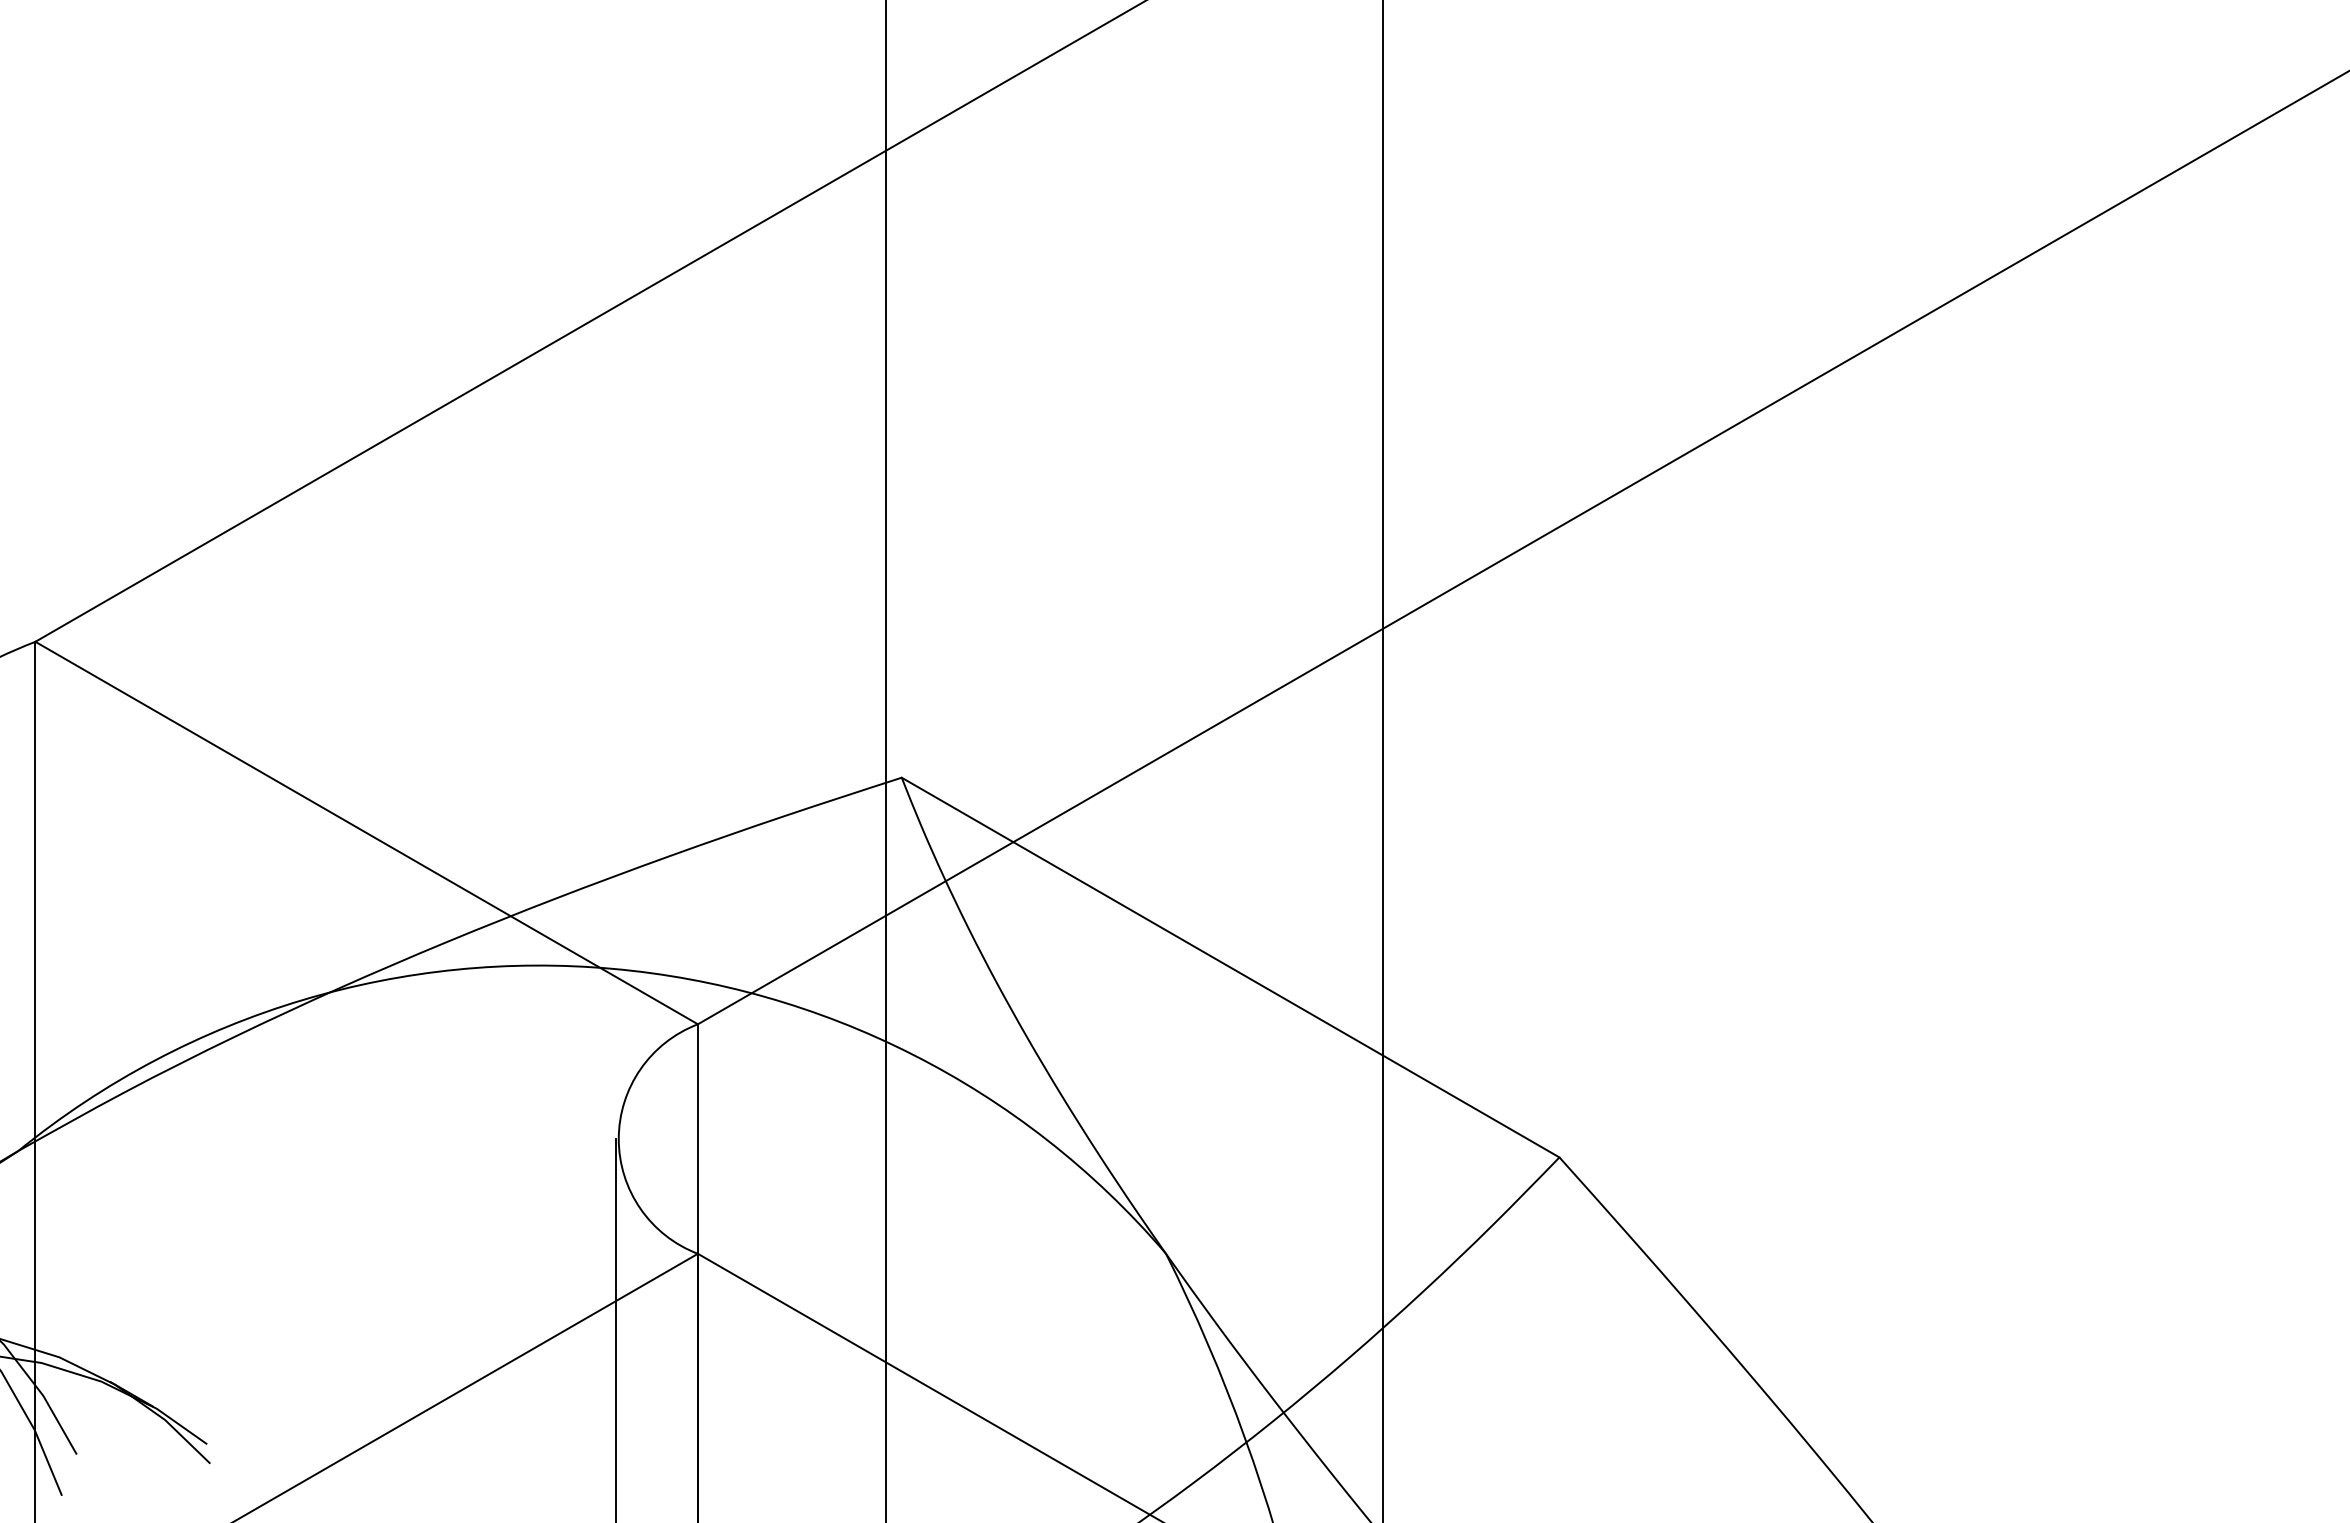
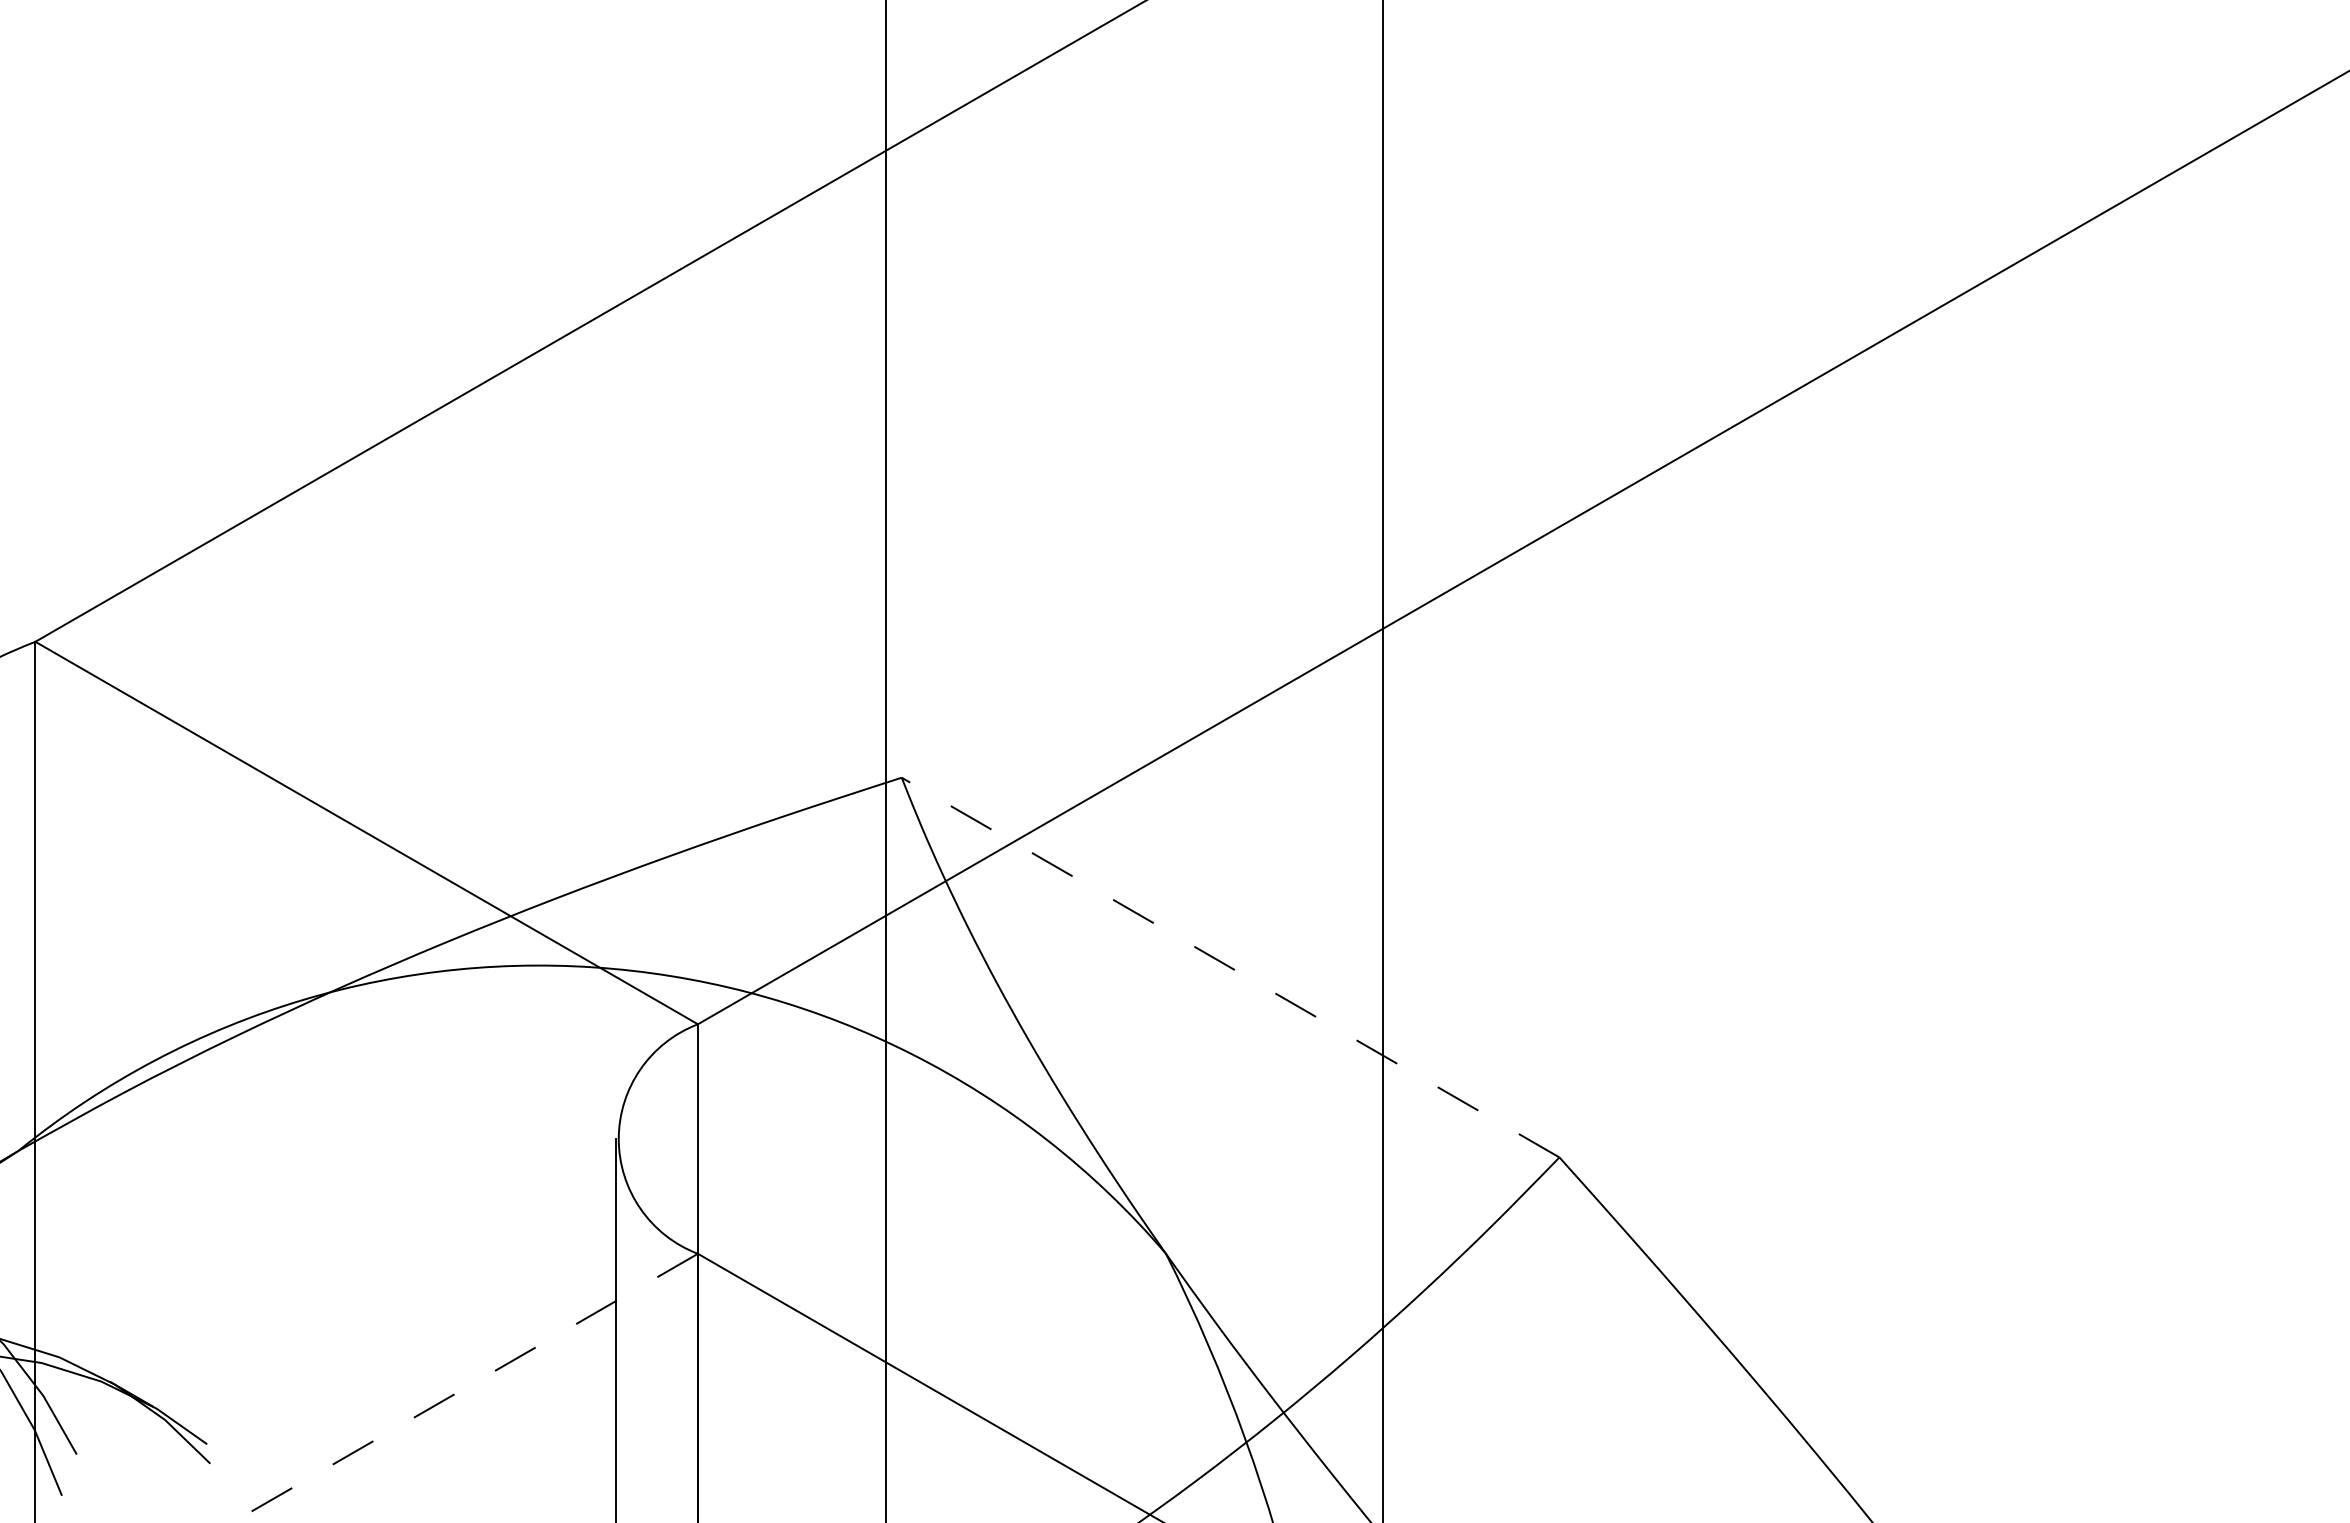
line: solid -> dashed (1230, 967)
line: solid -> dashed (464, 1388)
